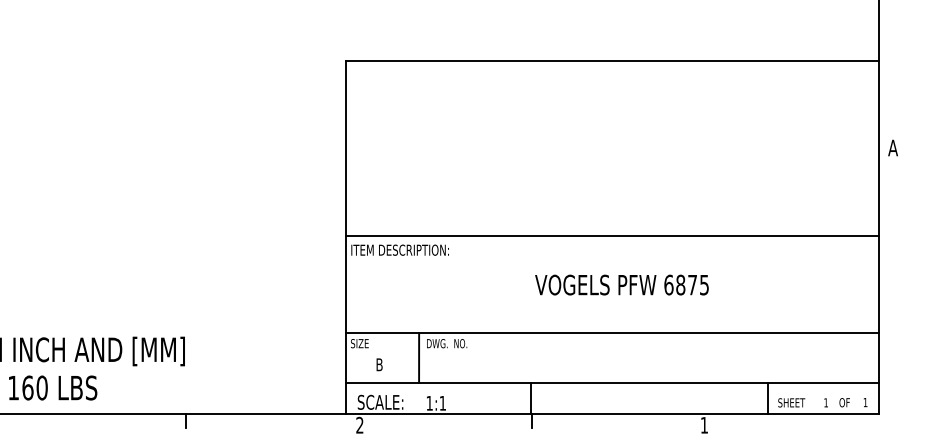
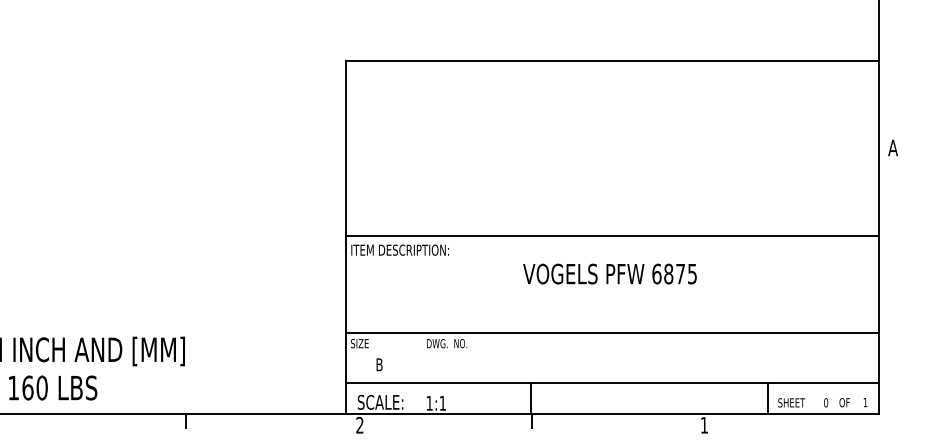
text position: (621, 284) -> (609, 273) (609, 273)
line: present -> none (419, 357)
text: 1 -> 0 (826, 402)
